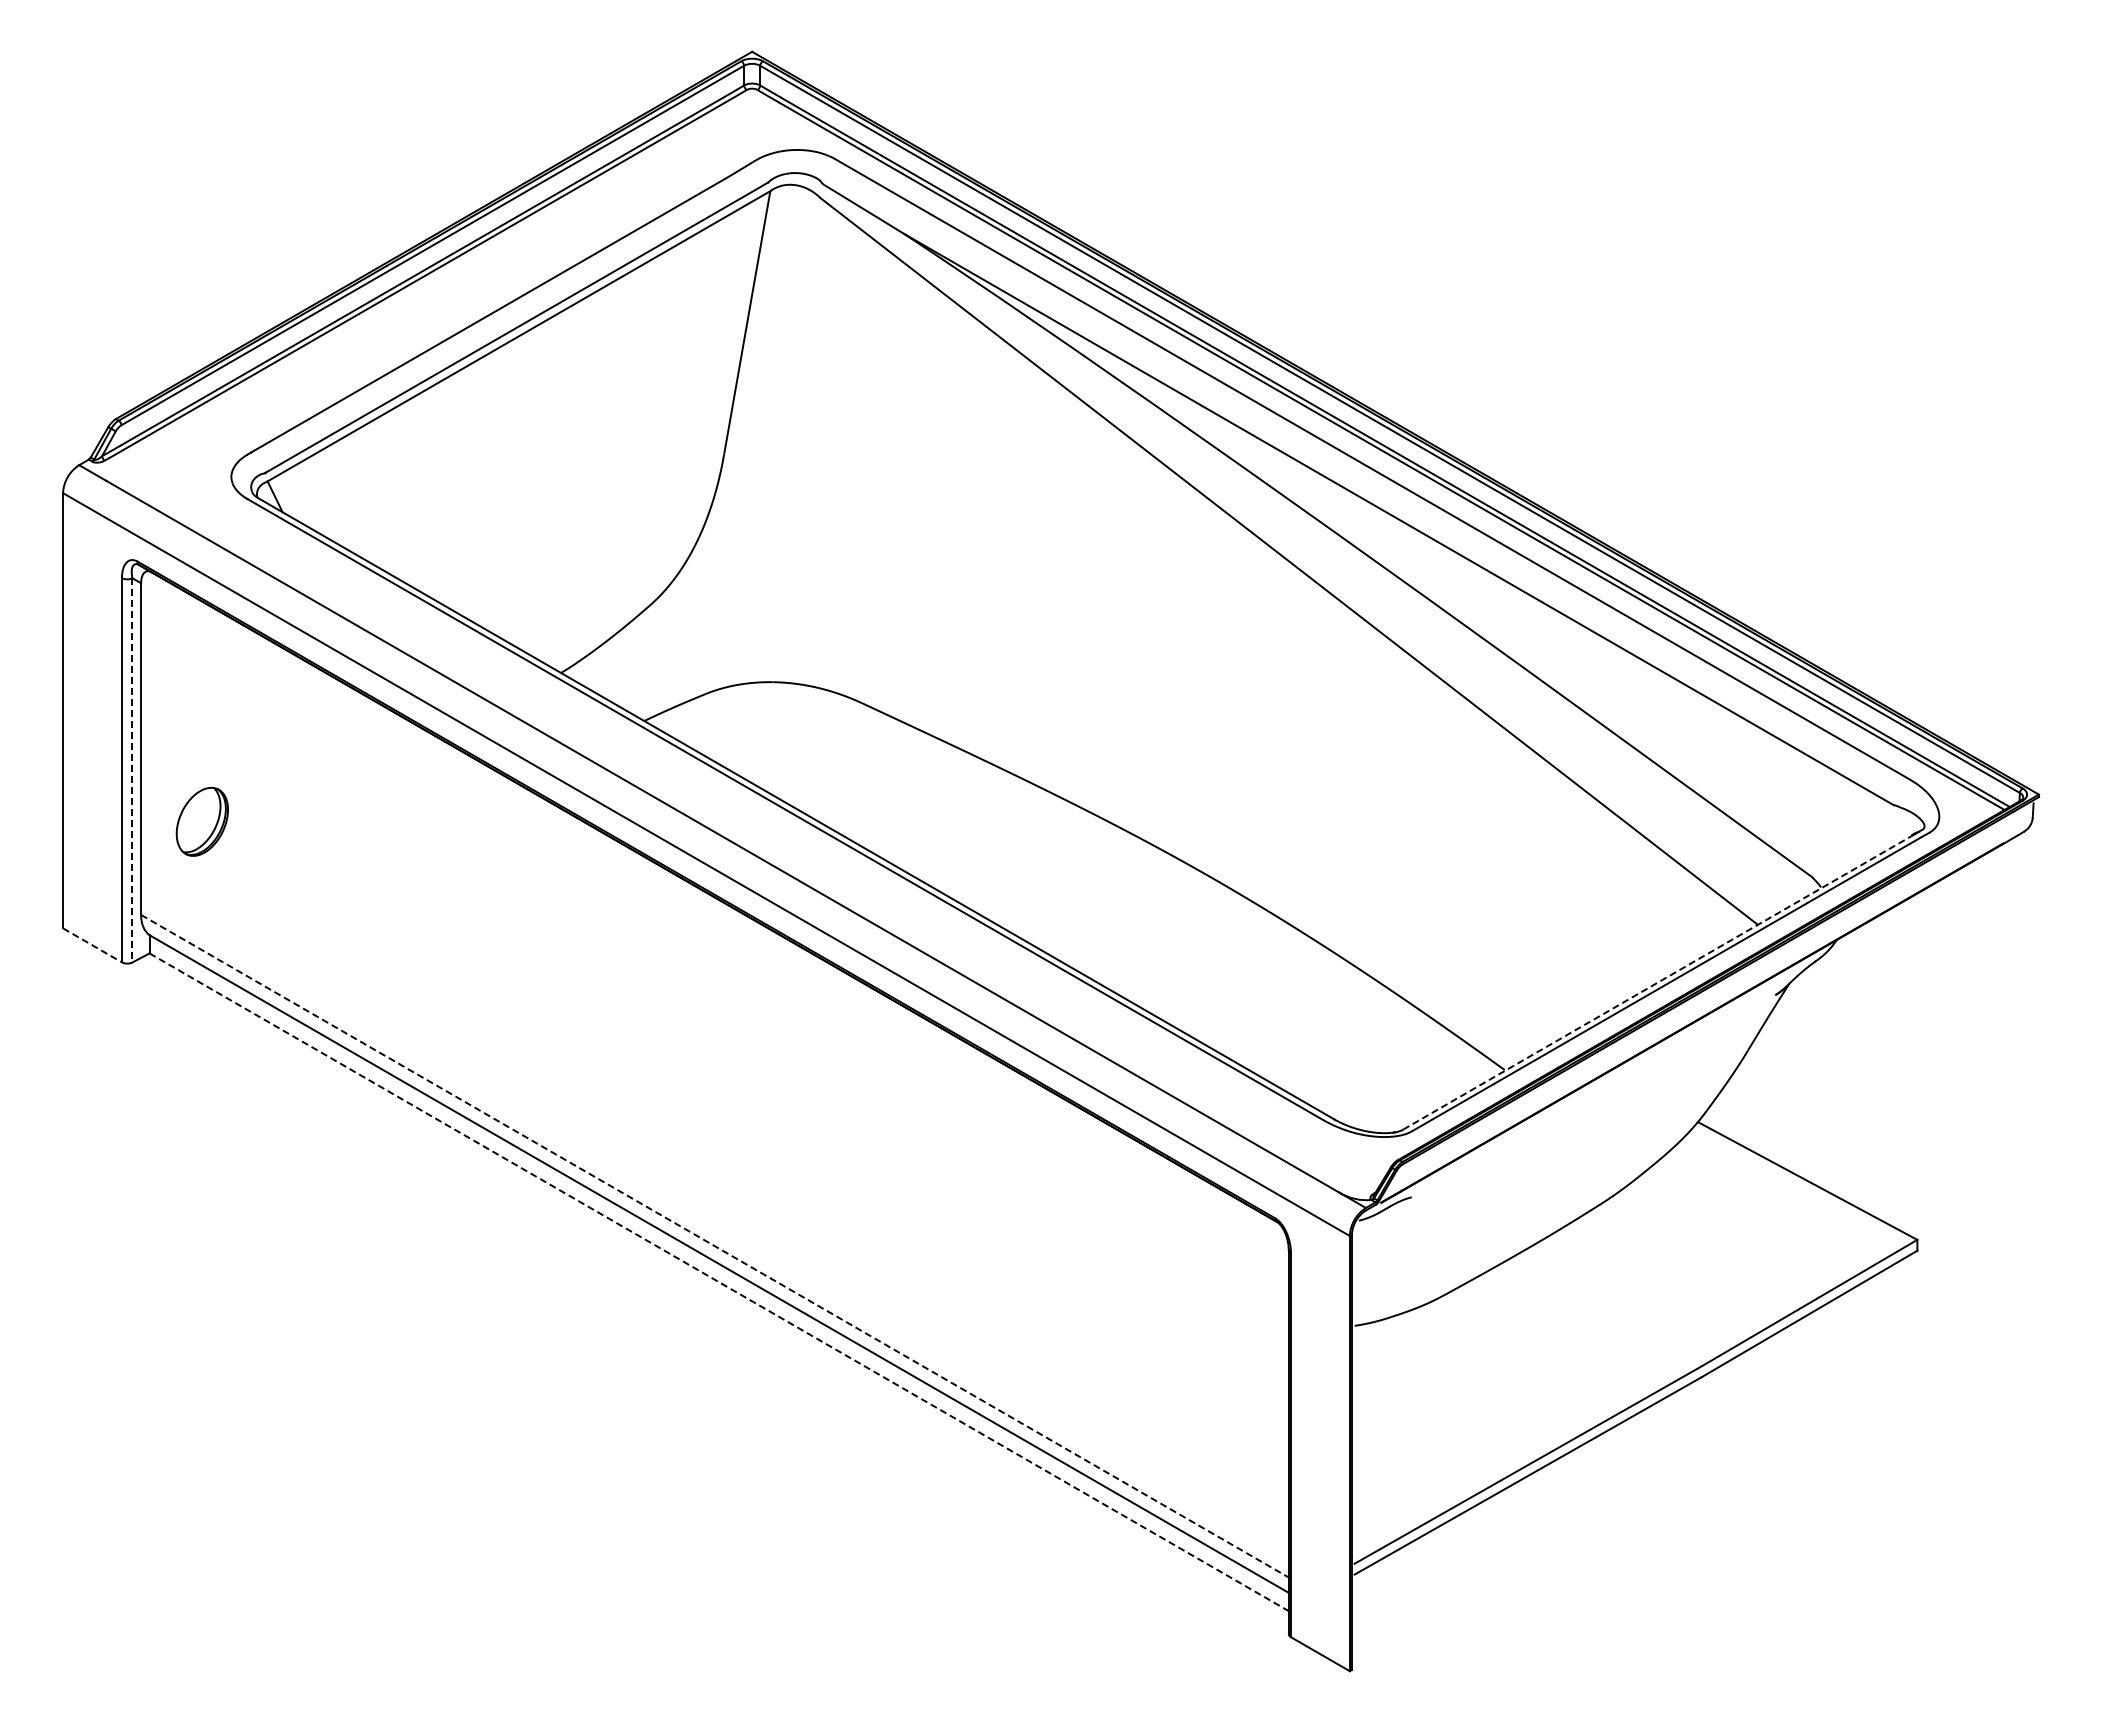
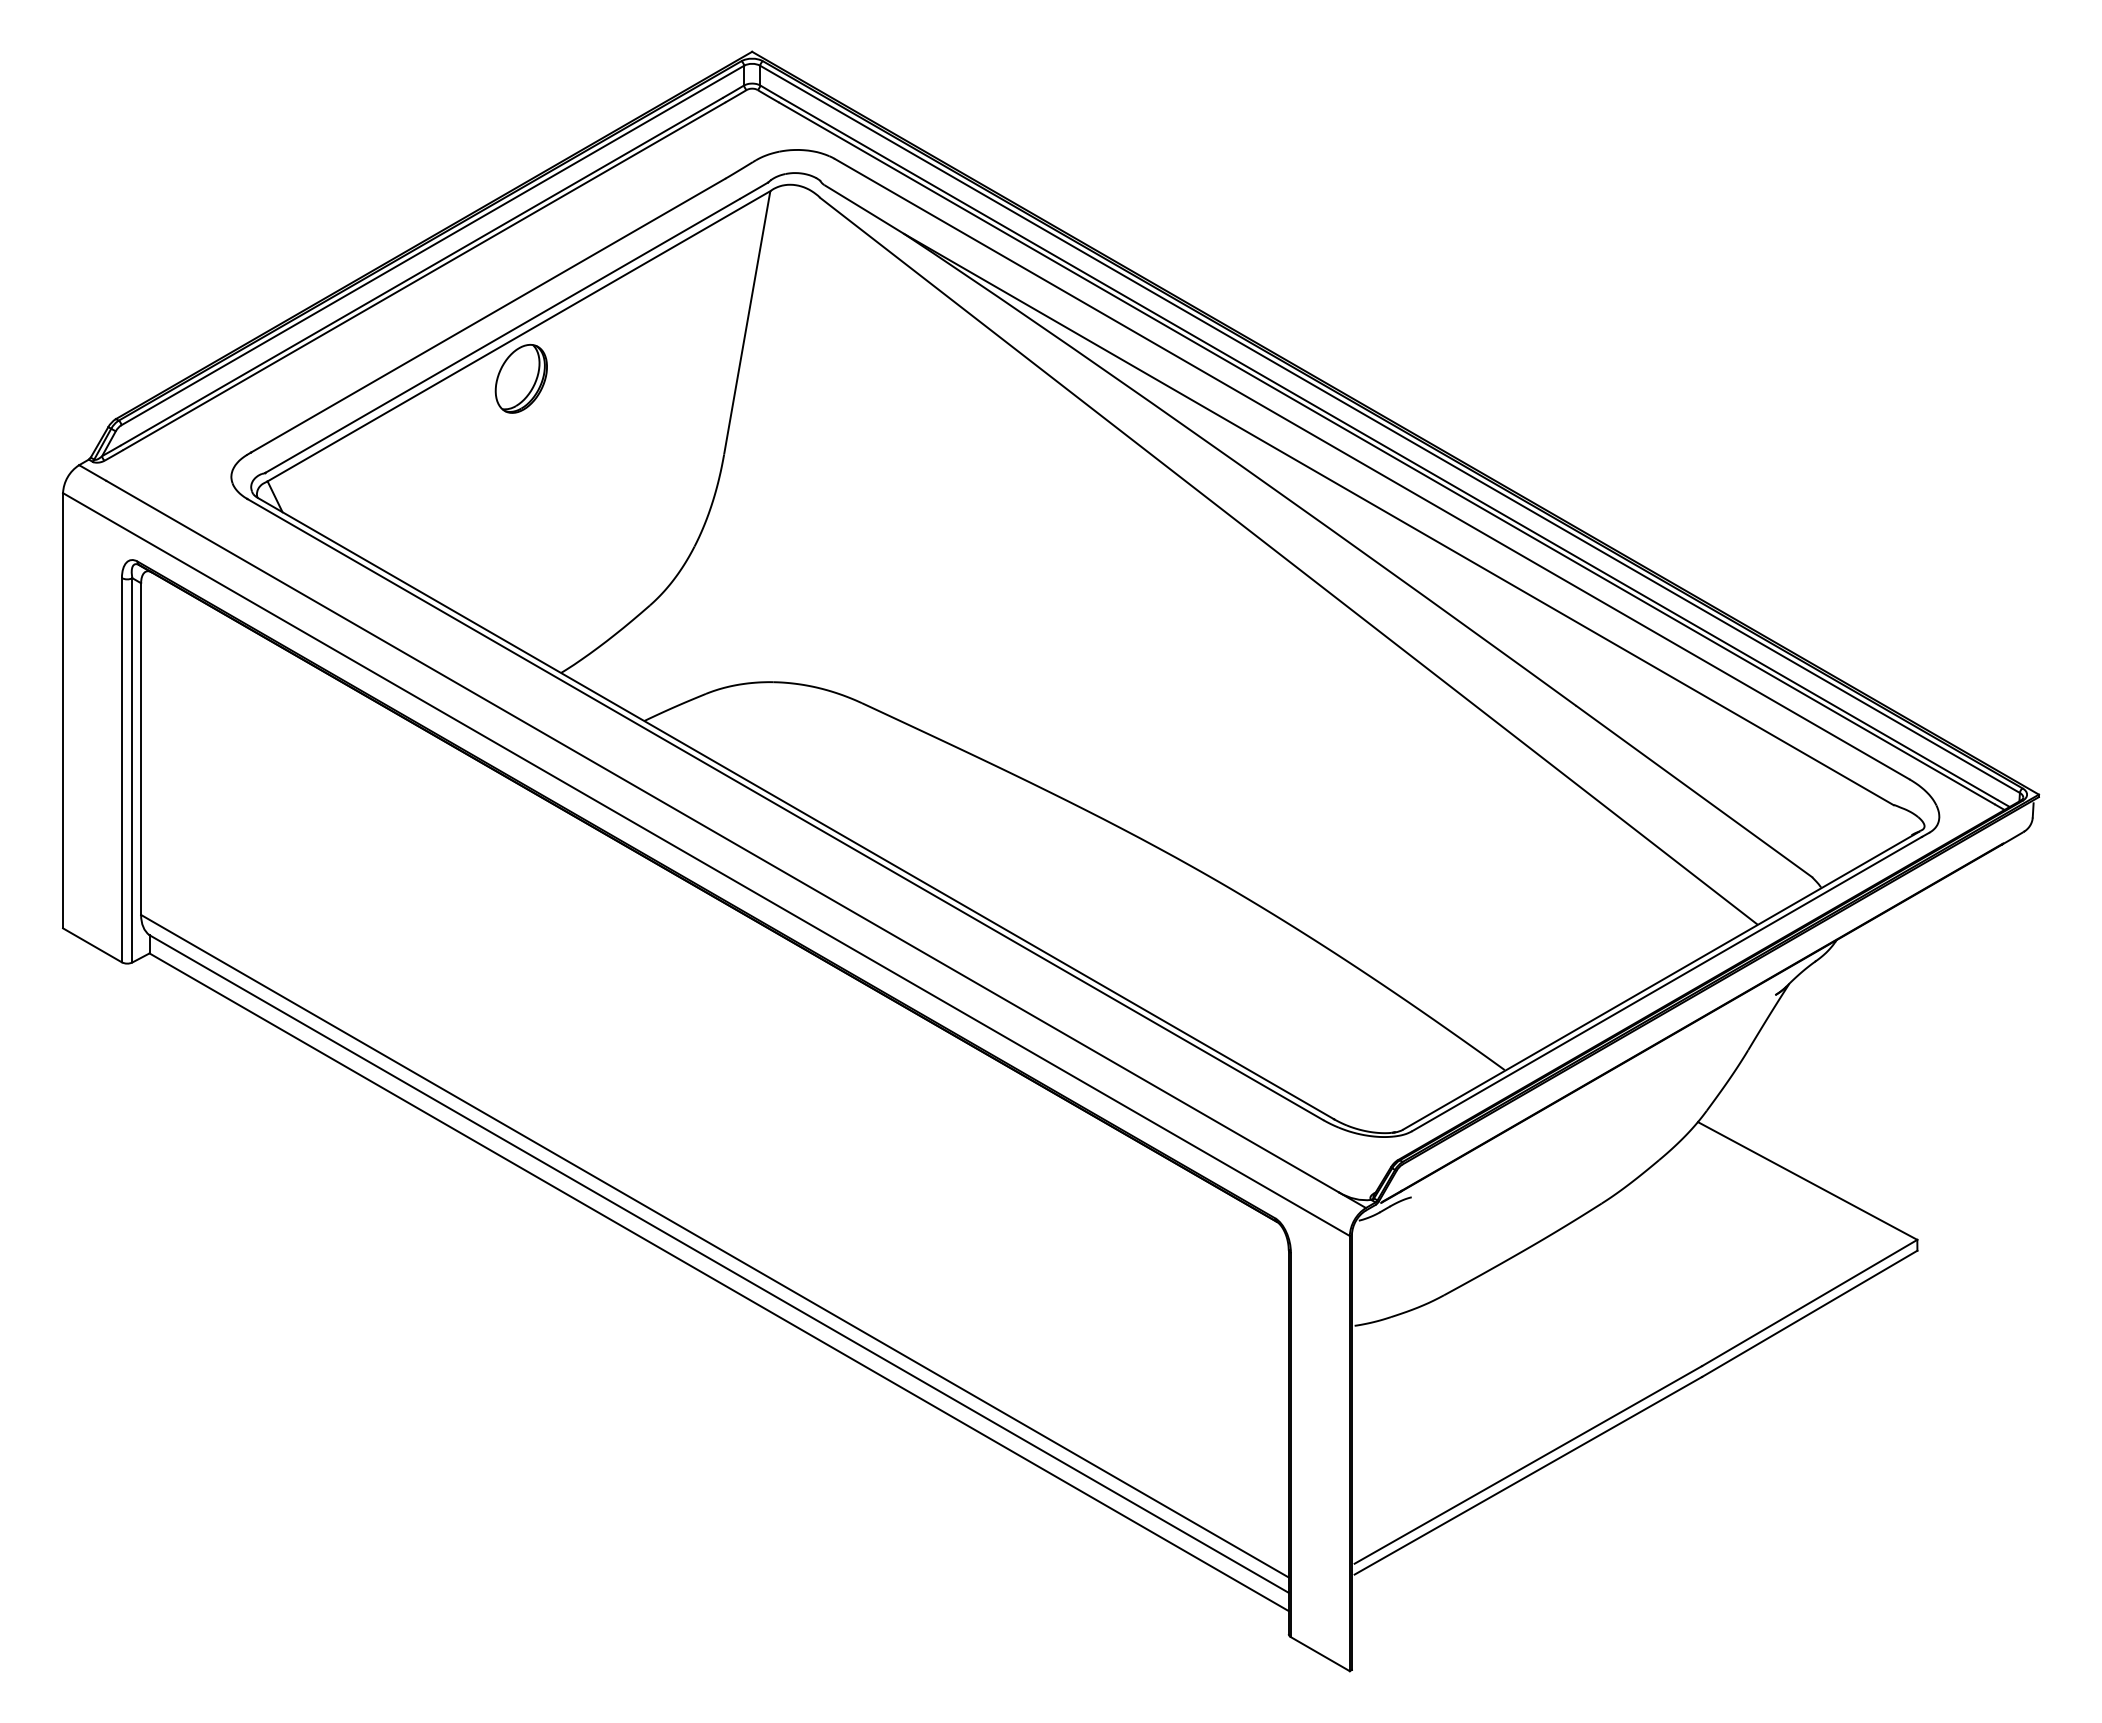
line: dashed -> solid (132, 770)
part position: (201, 821) -> (520, 378) (520, 378)
line: dashed -> solid (92, 945)
line: dashed -> solid (1658, 982)
line: dashed -> solid (714, 1246)
line: dashed -> solid (719, 1282)
